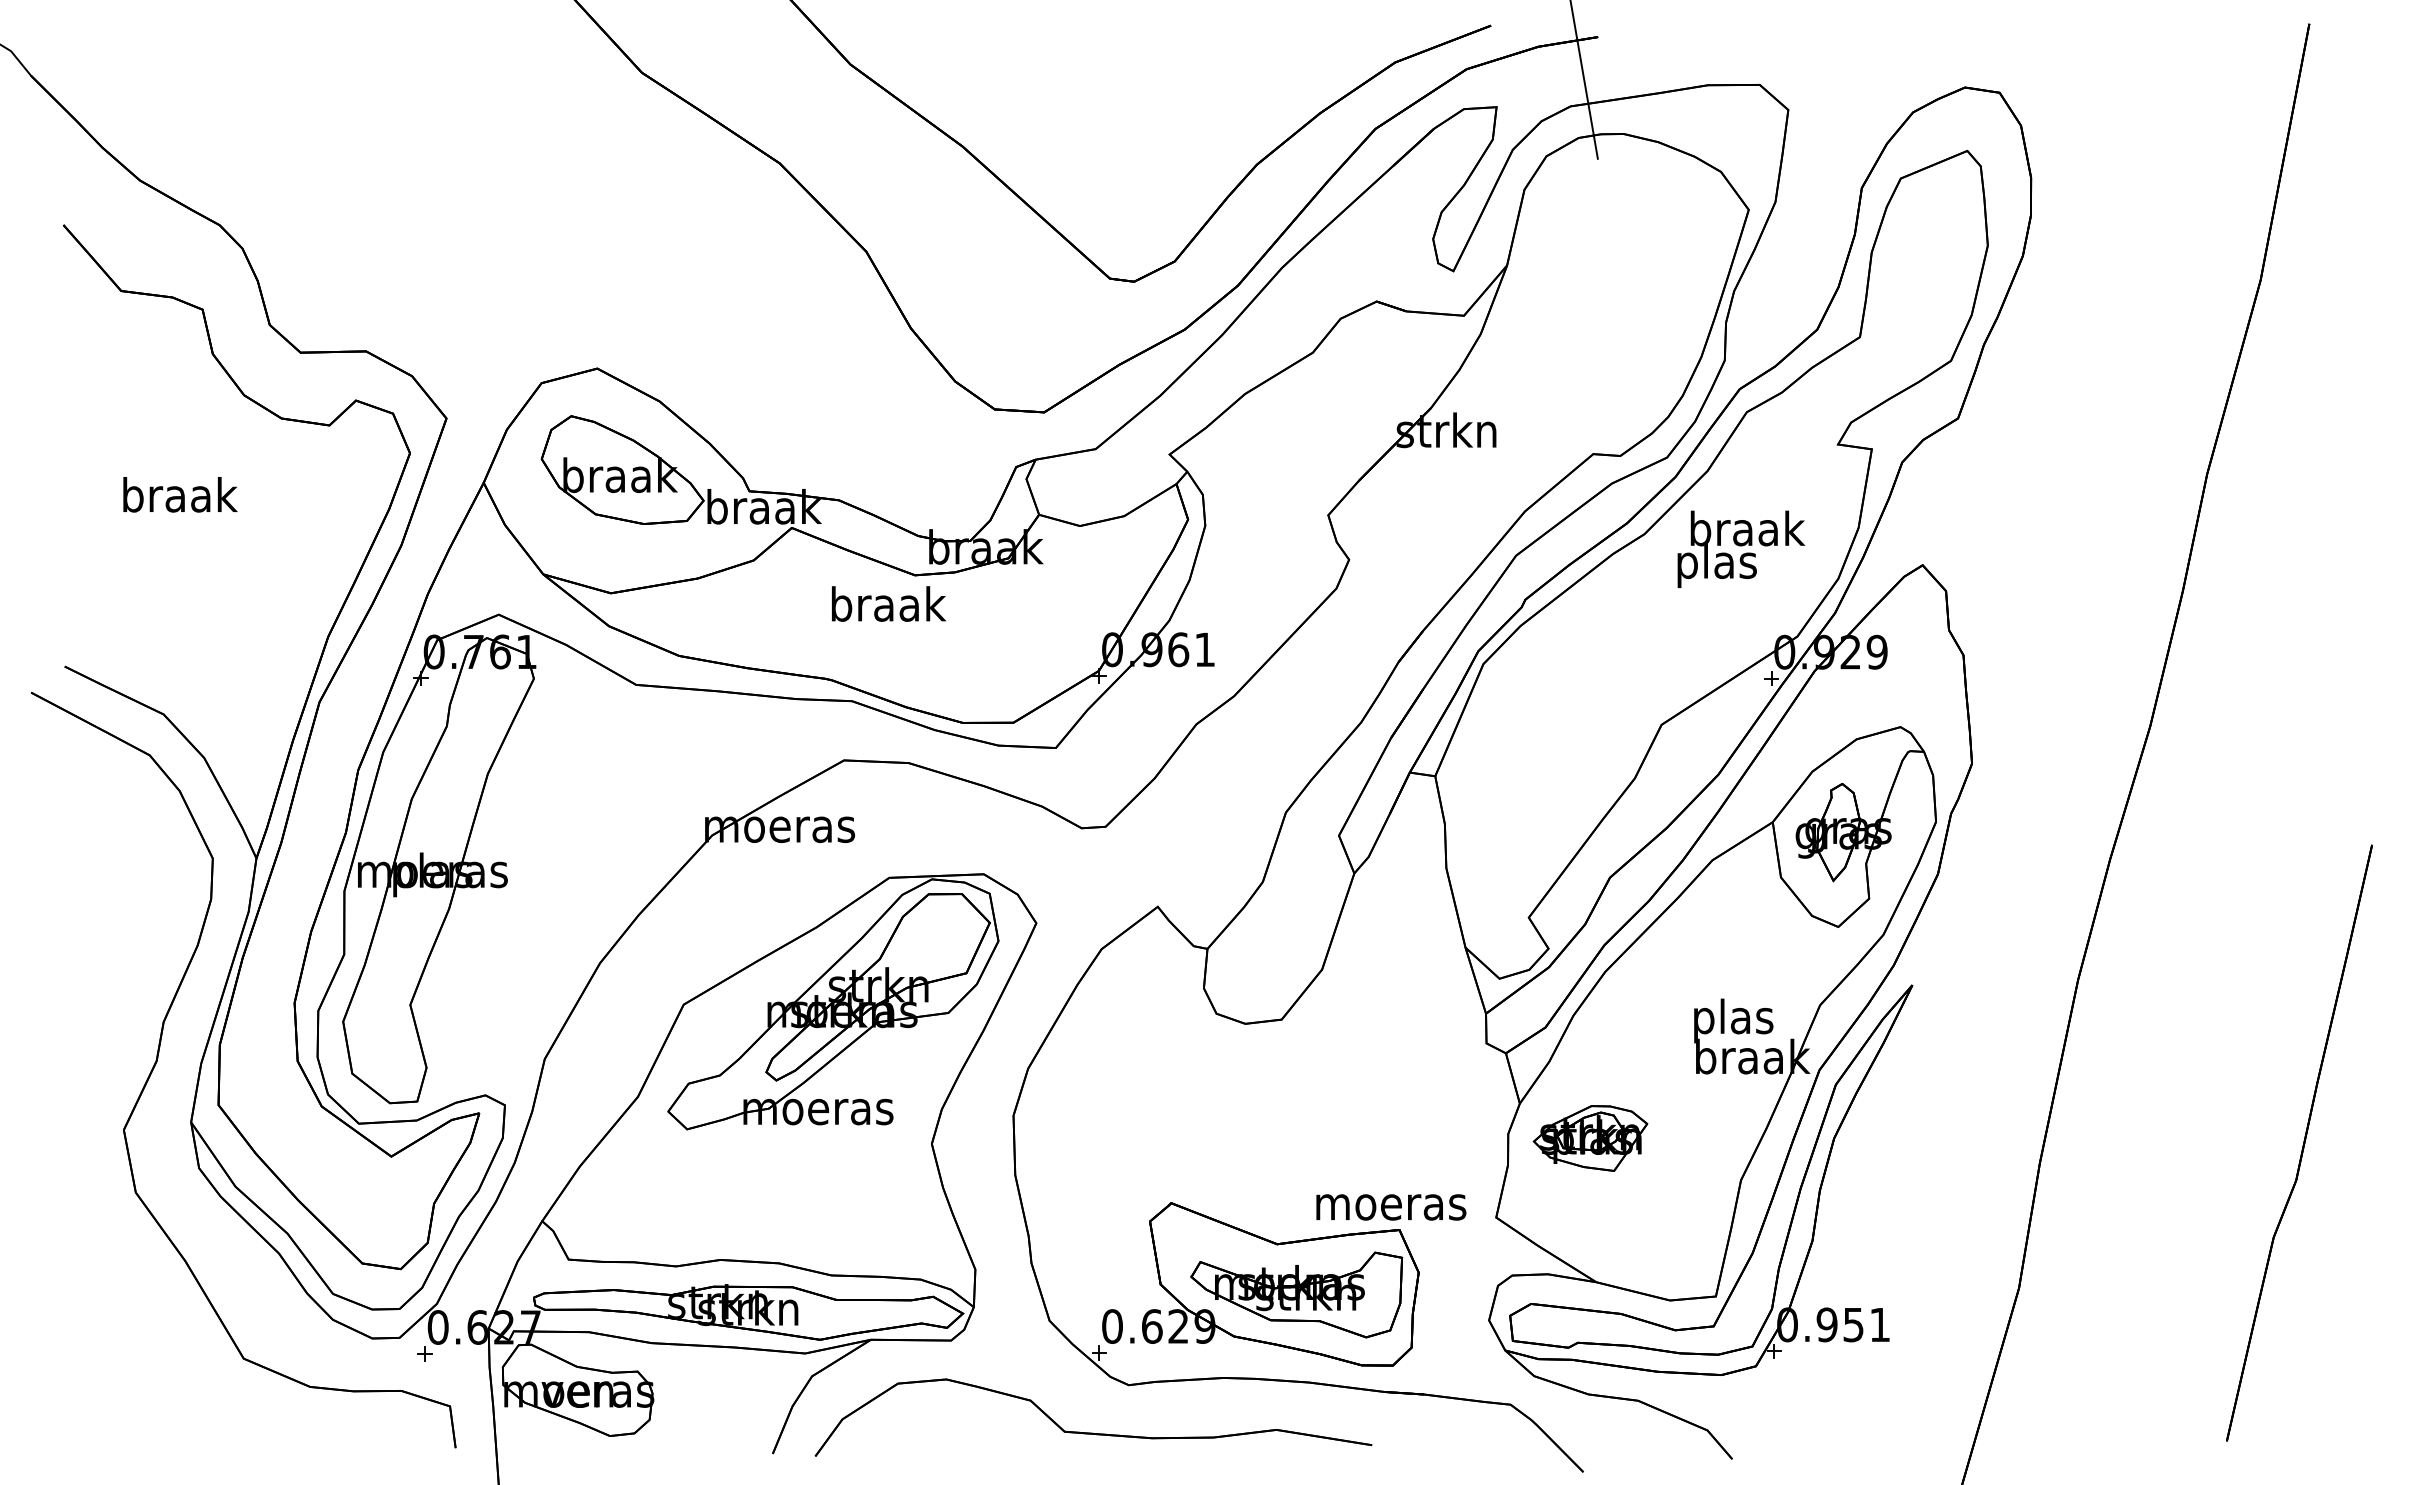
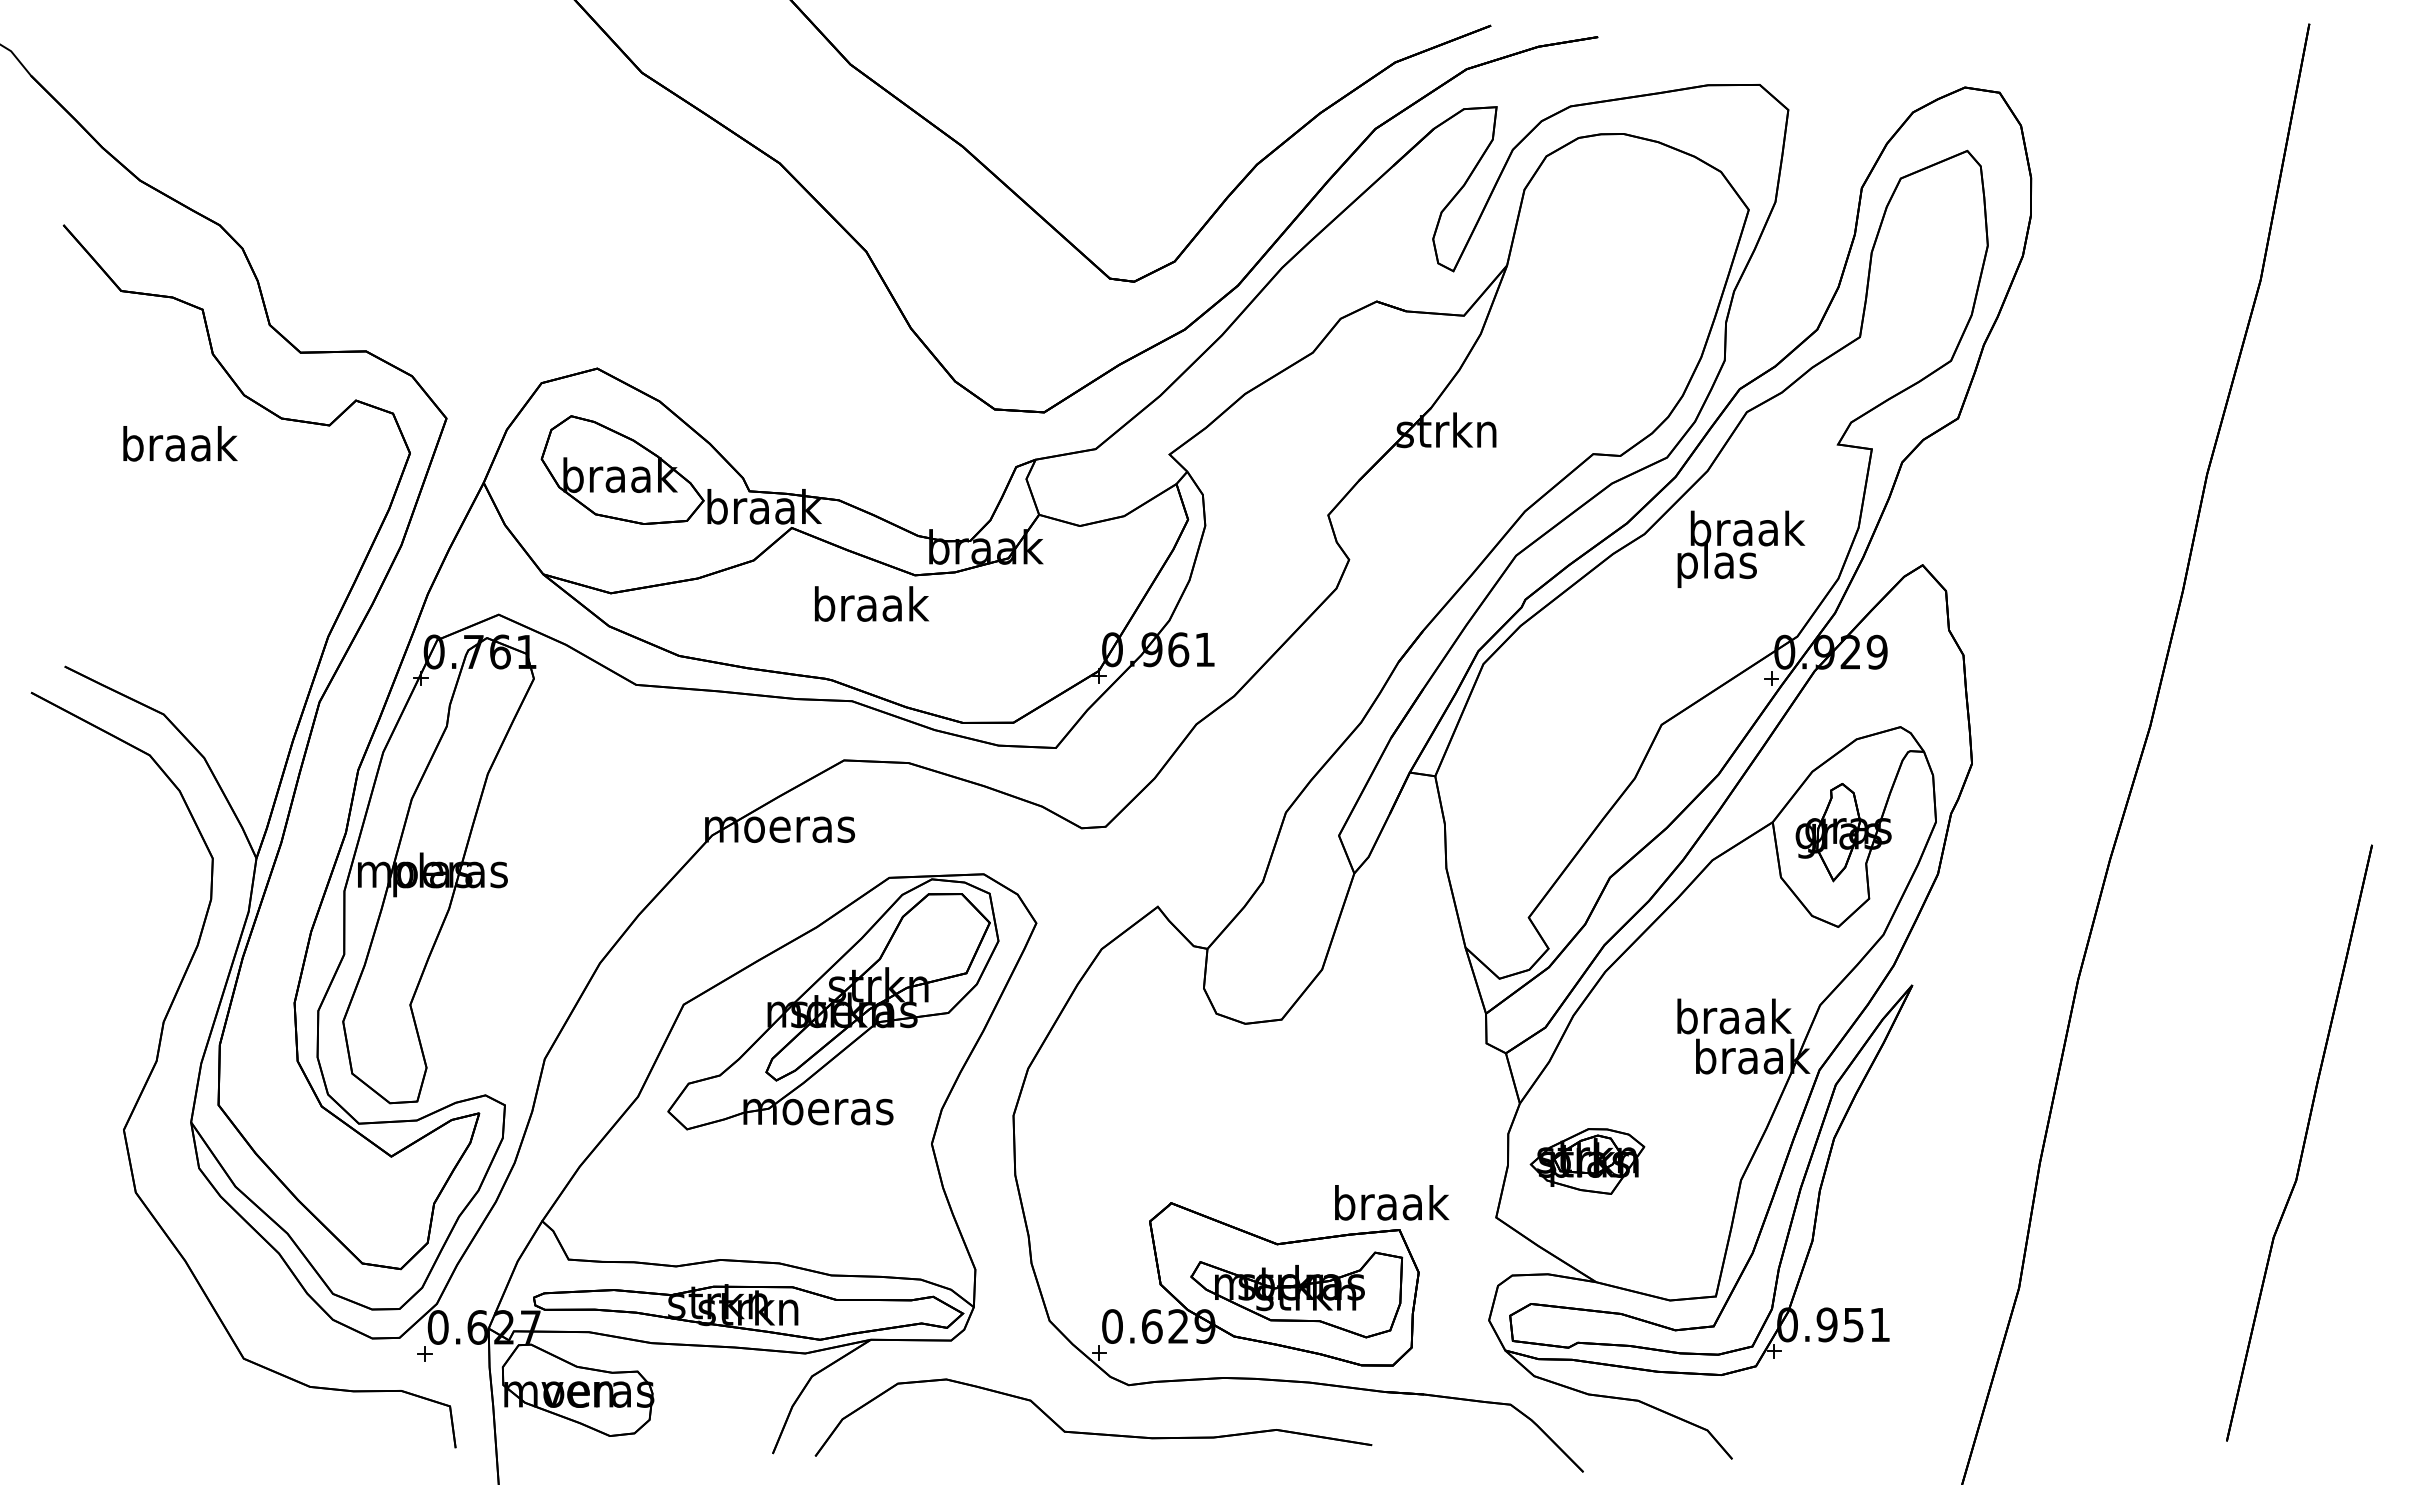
line: present -> none (1583, 80)
text position: (180, 494) -> (180, 443) (180, 443)
text position: (889, 603) -> (872, 603) (872, 603)
text: plas -> braak (1734, 1020)
part position: (1590, 1138) -> (1587, 1161) (1587, 1161)
text: moeras -> braak (1391, 1202)
